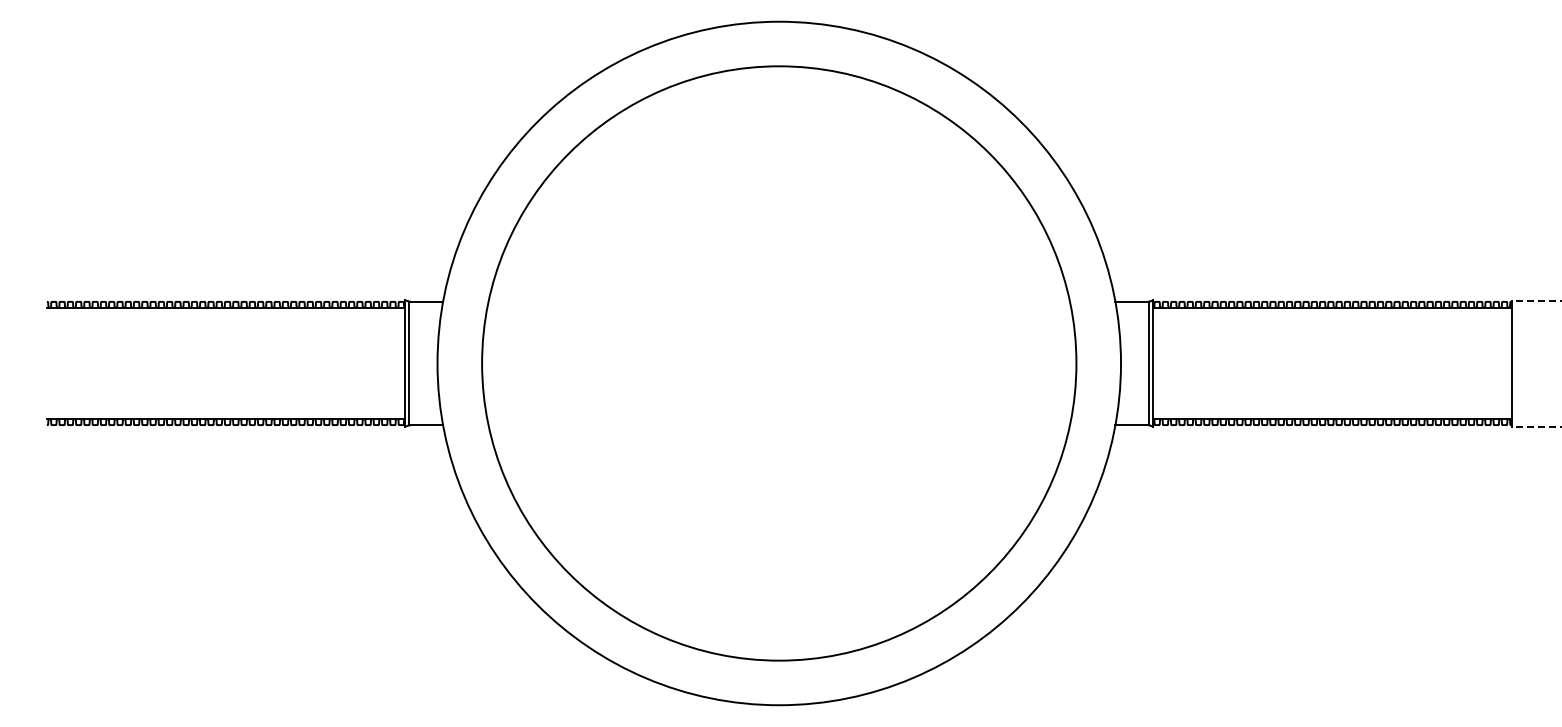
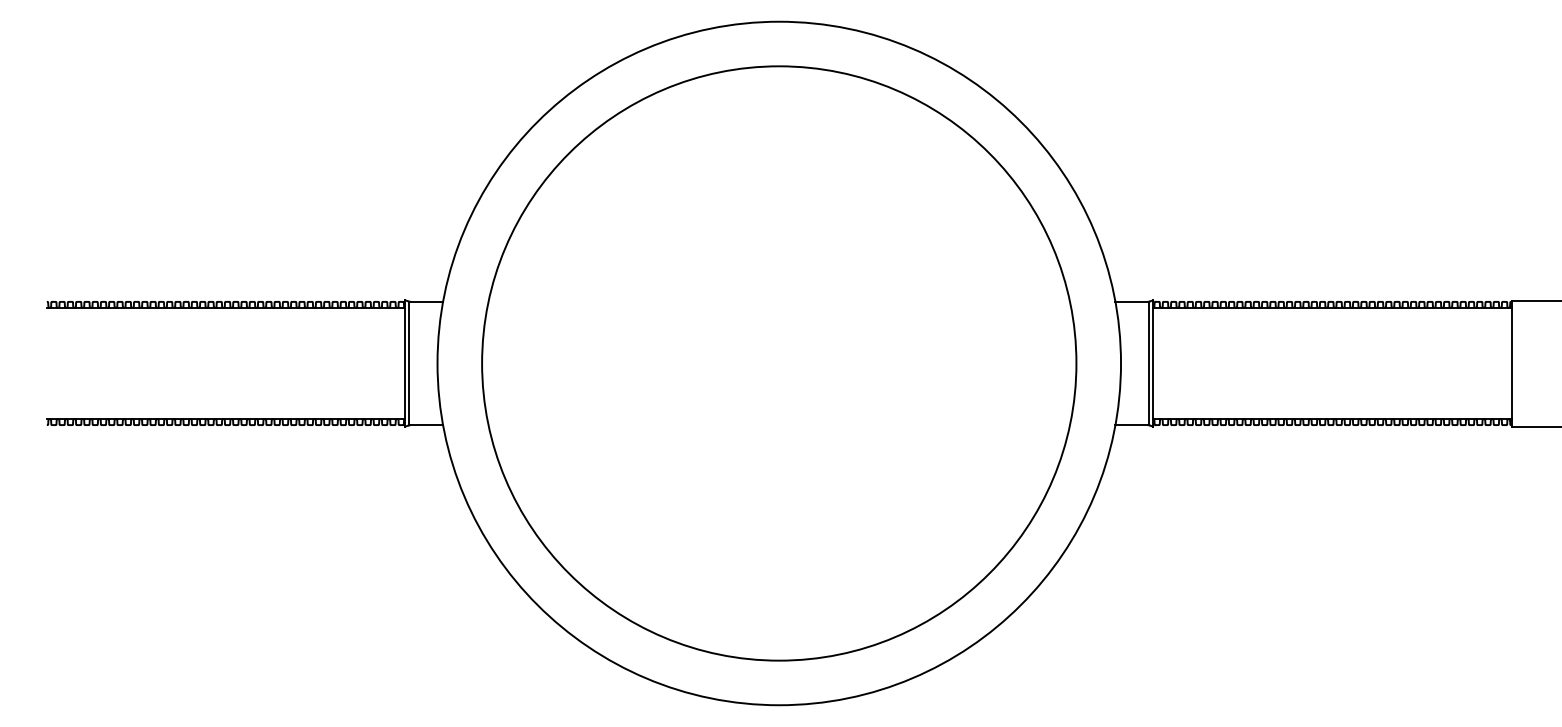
line: dashed -> solid (1536, 300)
line: dashed -> solid (1536, 427)
